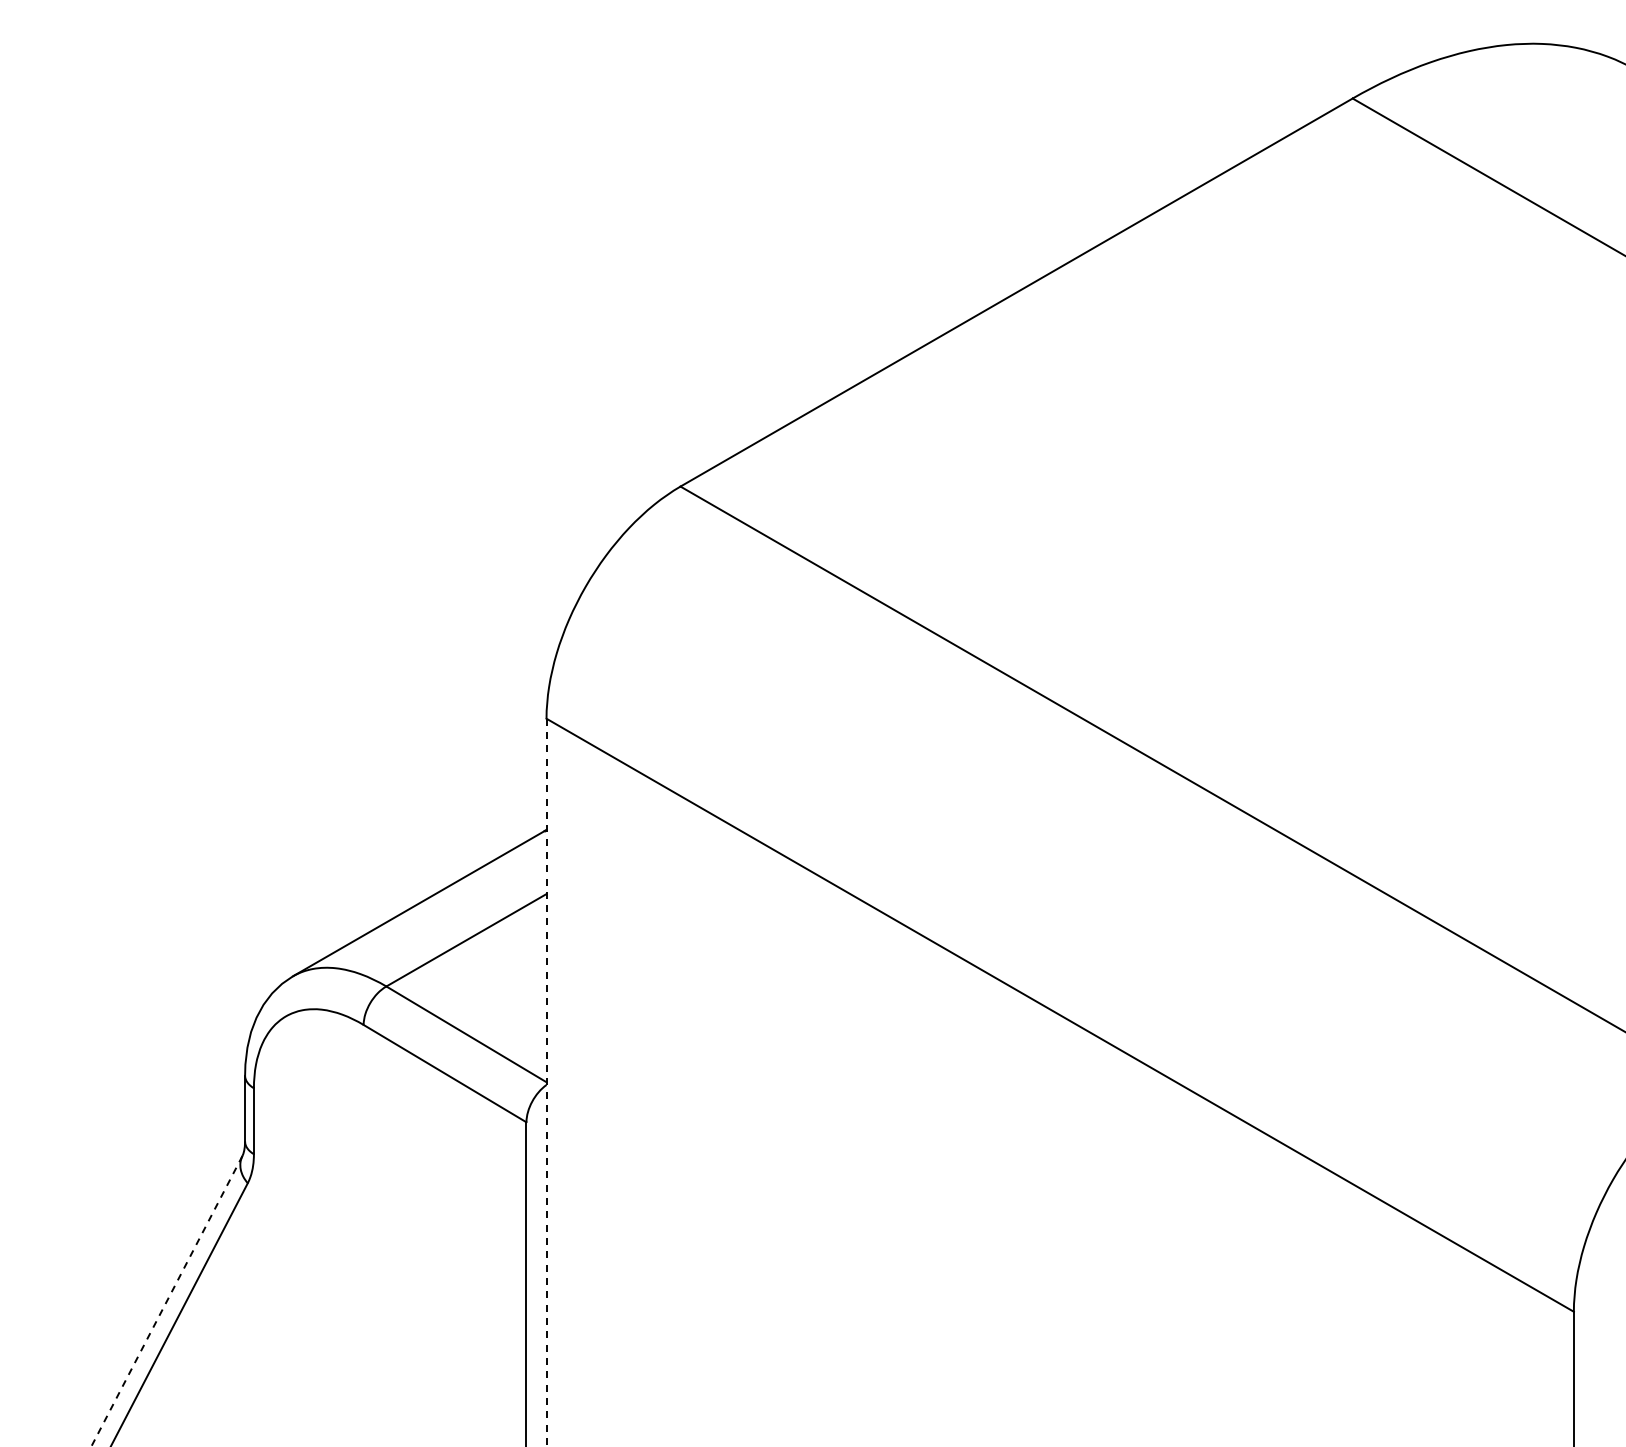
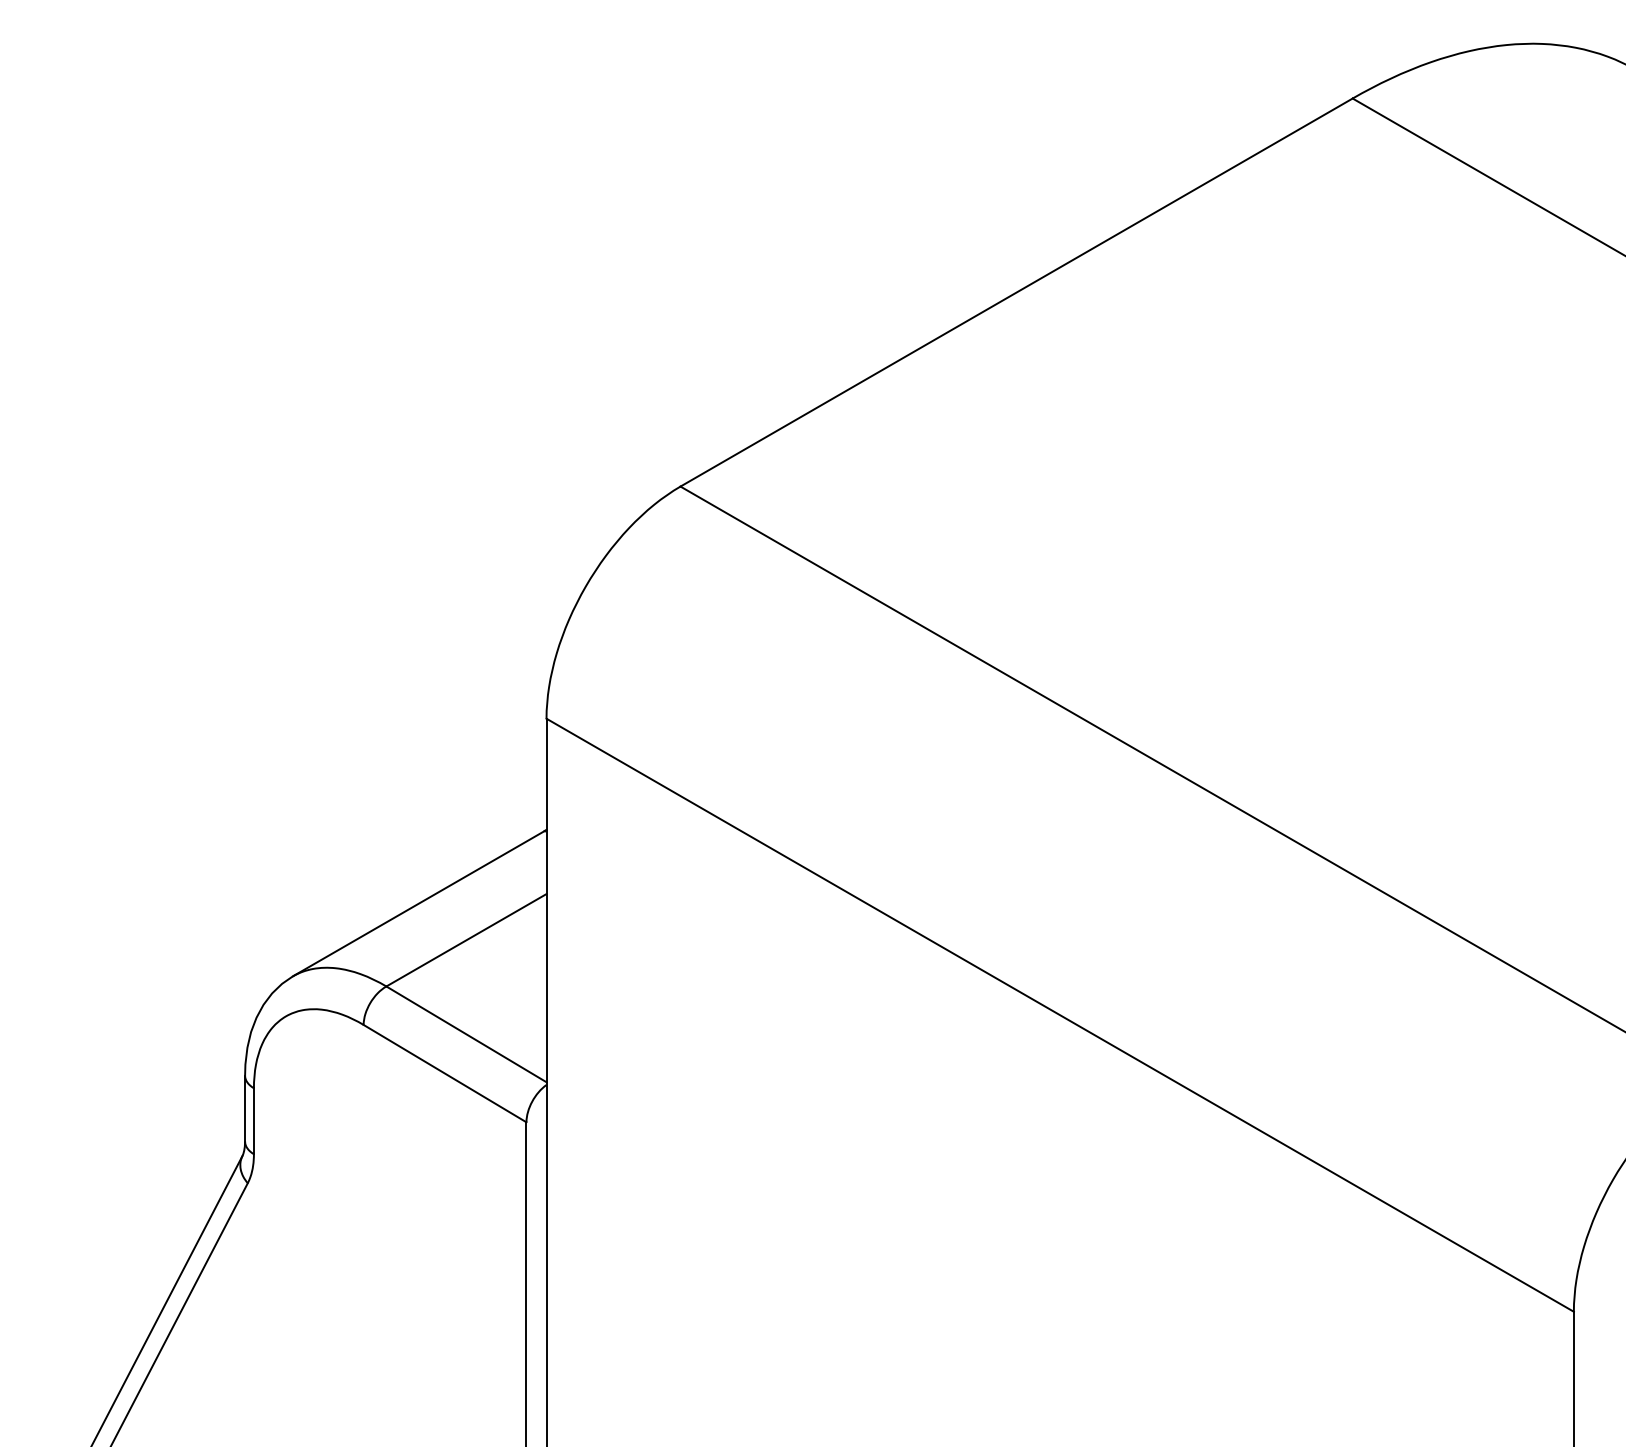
line: dashed -> solid (546, 1082)
line: dashed -> solid (166, 1301)
